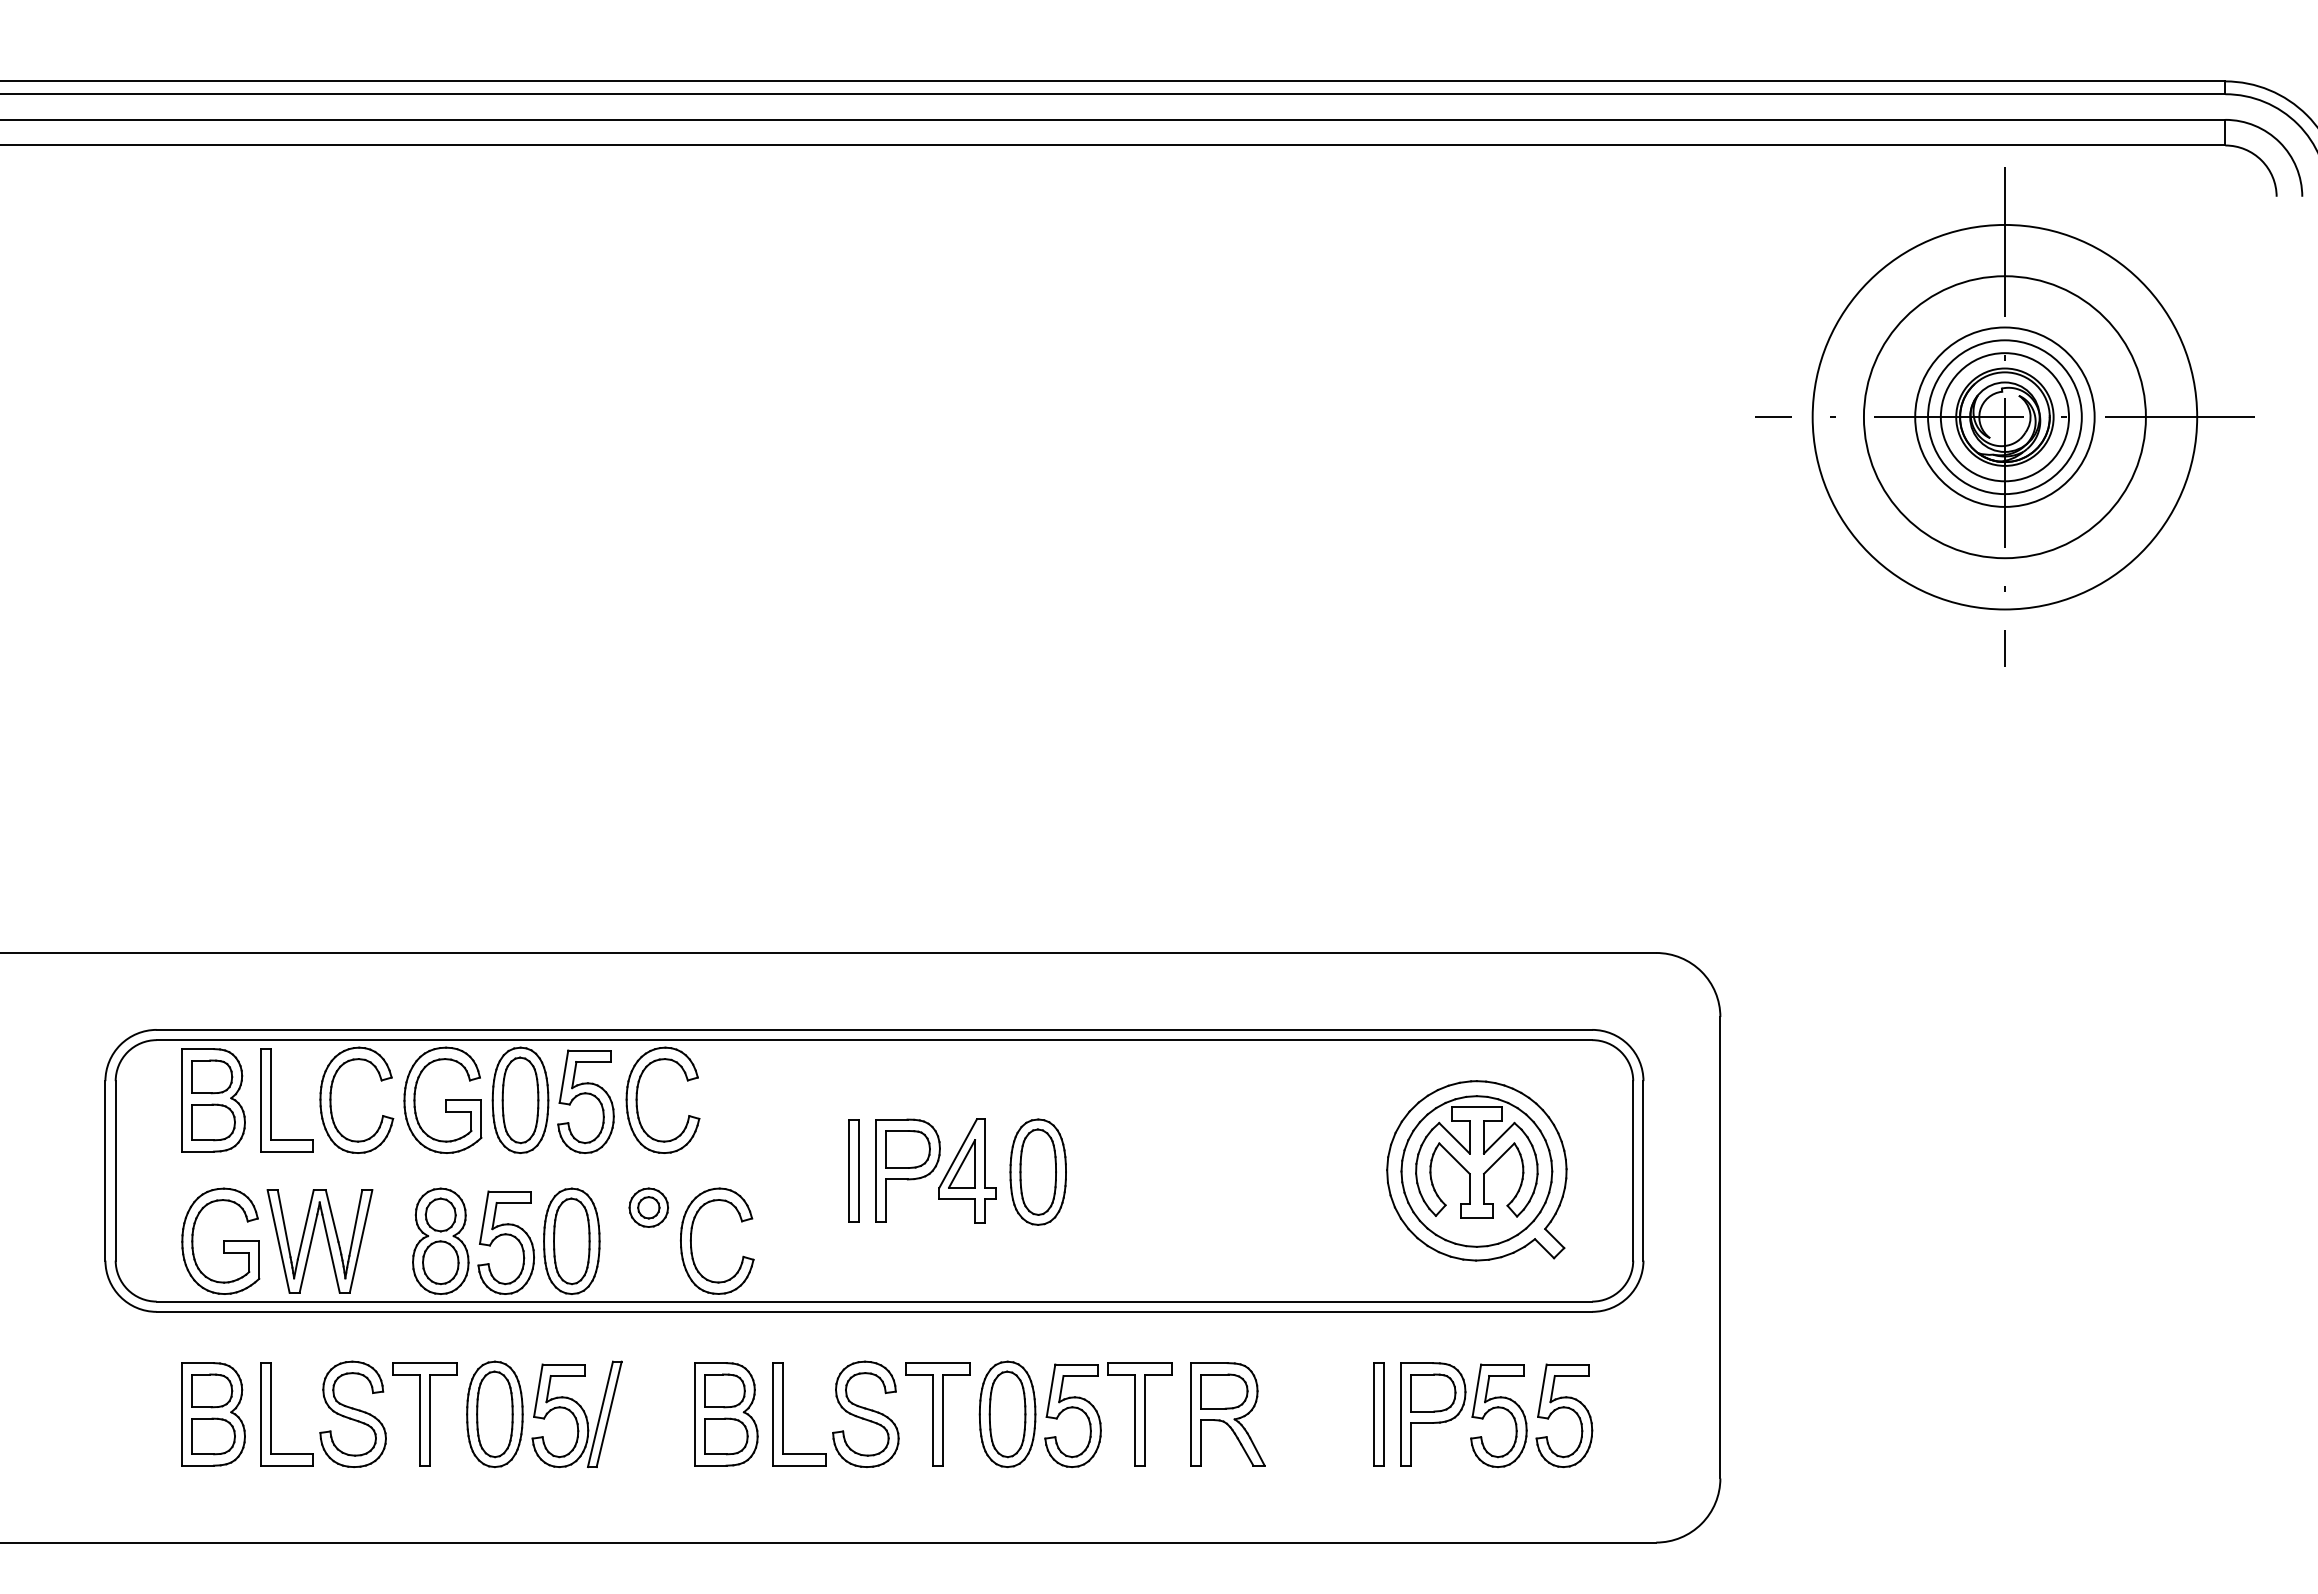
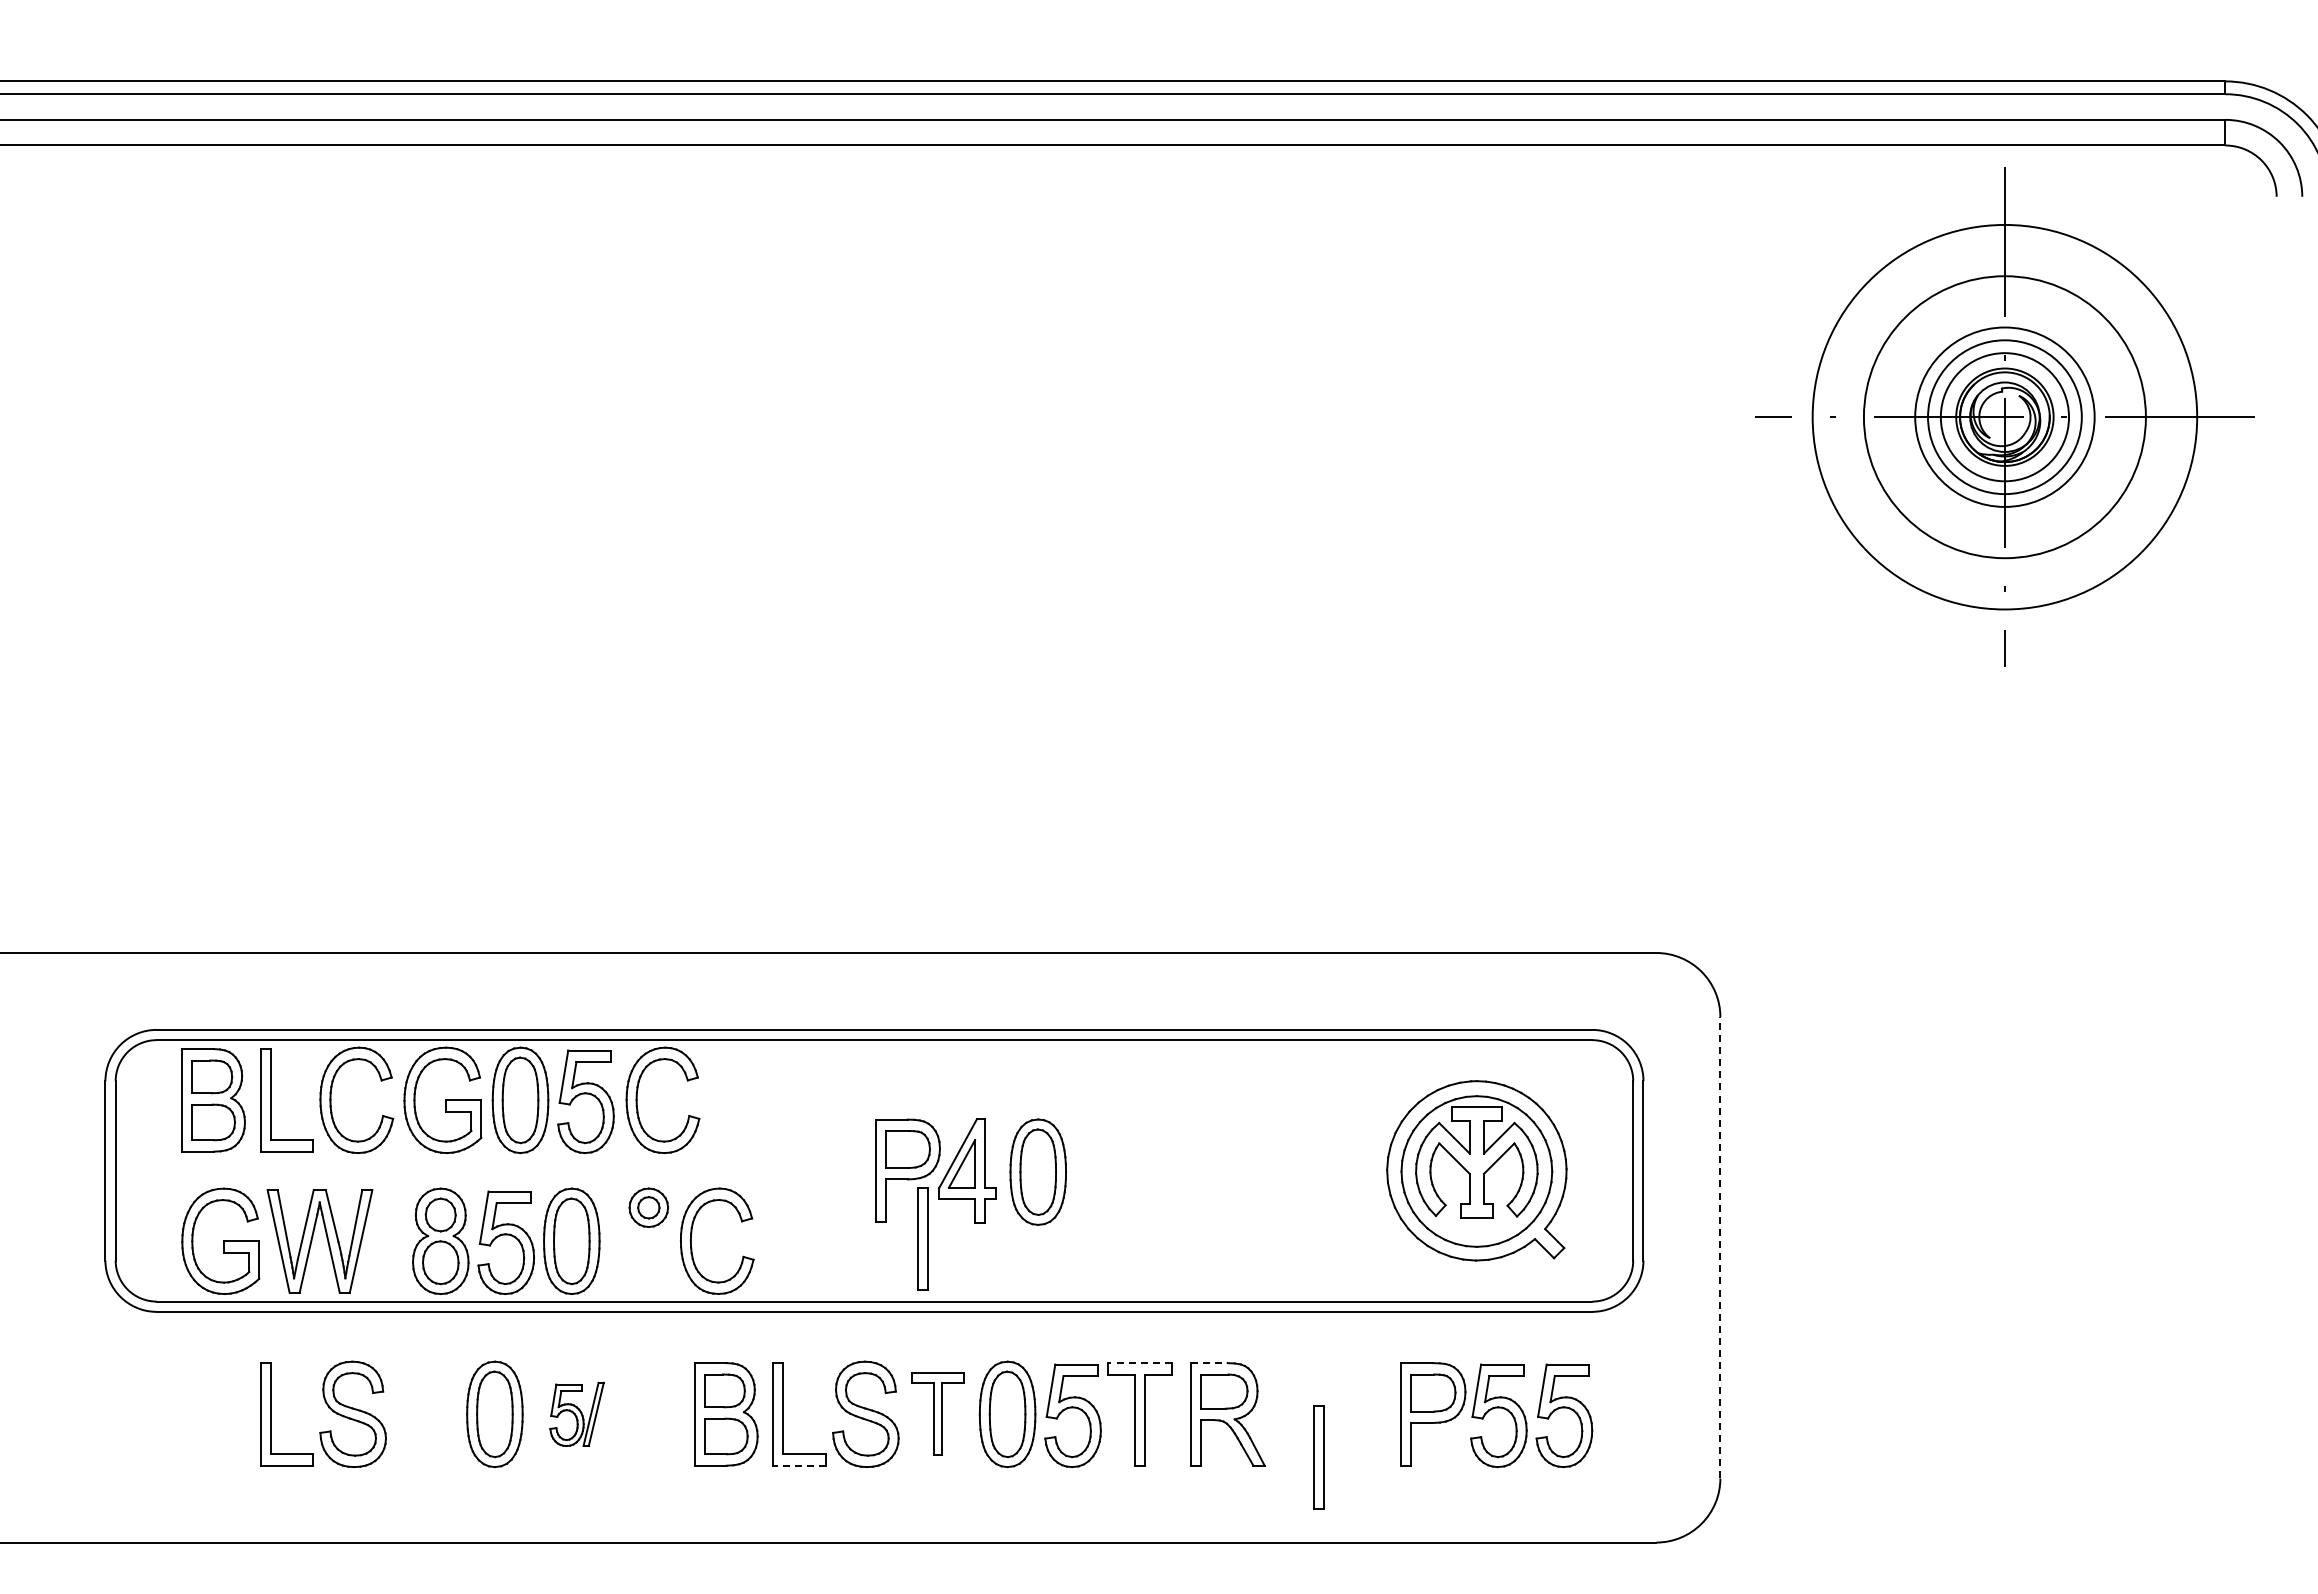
part position: (853, 1170) -> (922, 1238) (922, 1238)
line: solid -> dashed (1720, 1247)
line: solid -> dashed (1139, 1363)
line: solid -> dashed (1209, 1363)
part: present -> none (213, 1414)
part: present -> none (424, 1414)
part size: 92x109 px -> 56x66 px (576, 1413)
part size: 66x105 px -> 54x84 px (937, 1413)
part position: (1378, 1414) -> (1318, 1457) (1318, 1457)
line: solid -> dashed (799, 1465)
